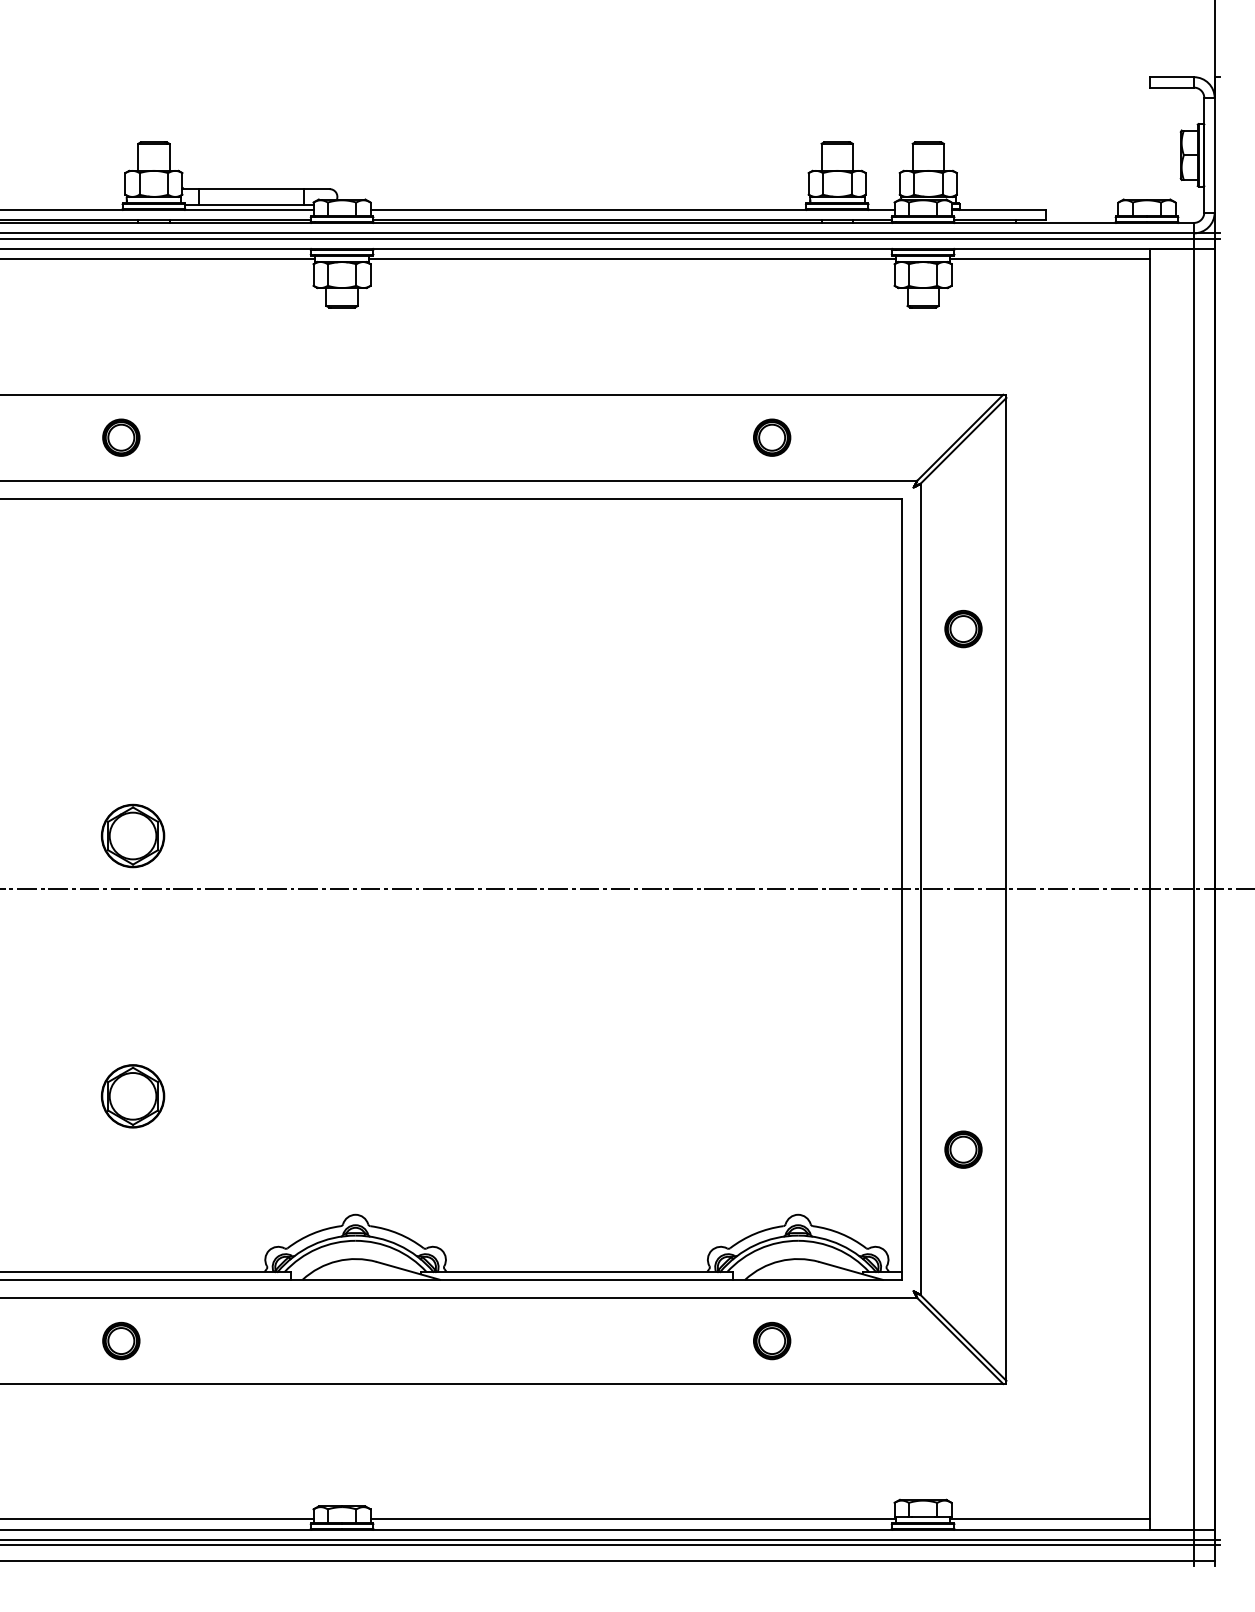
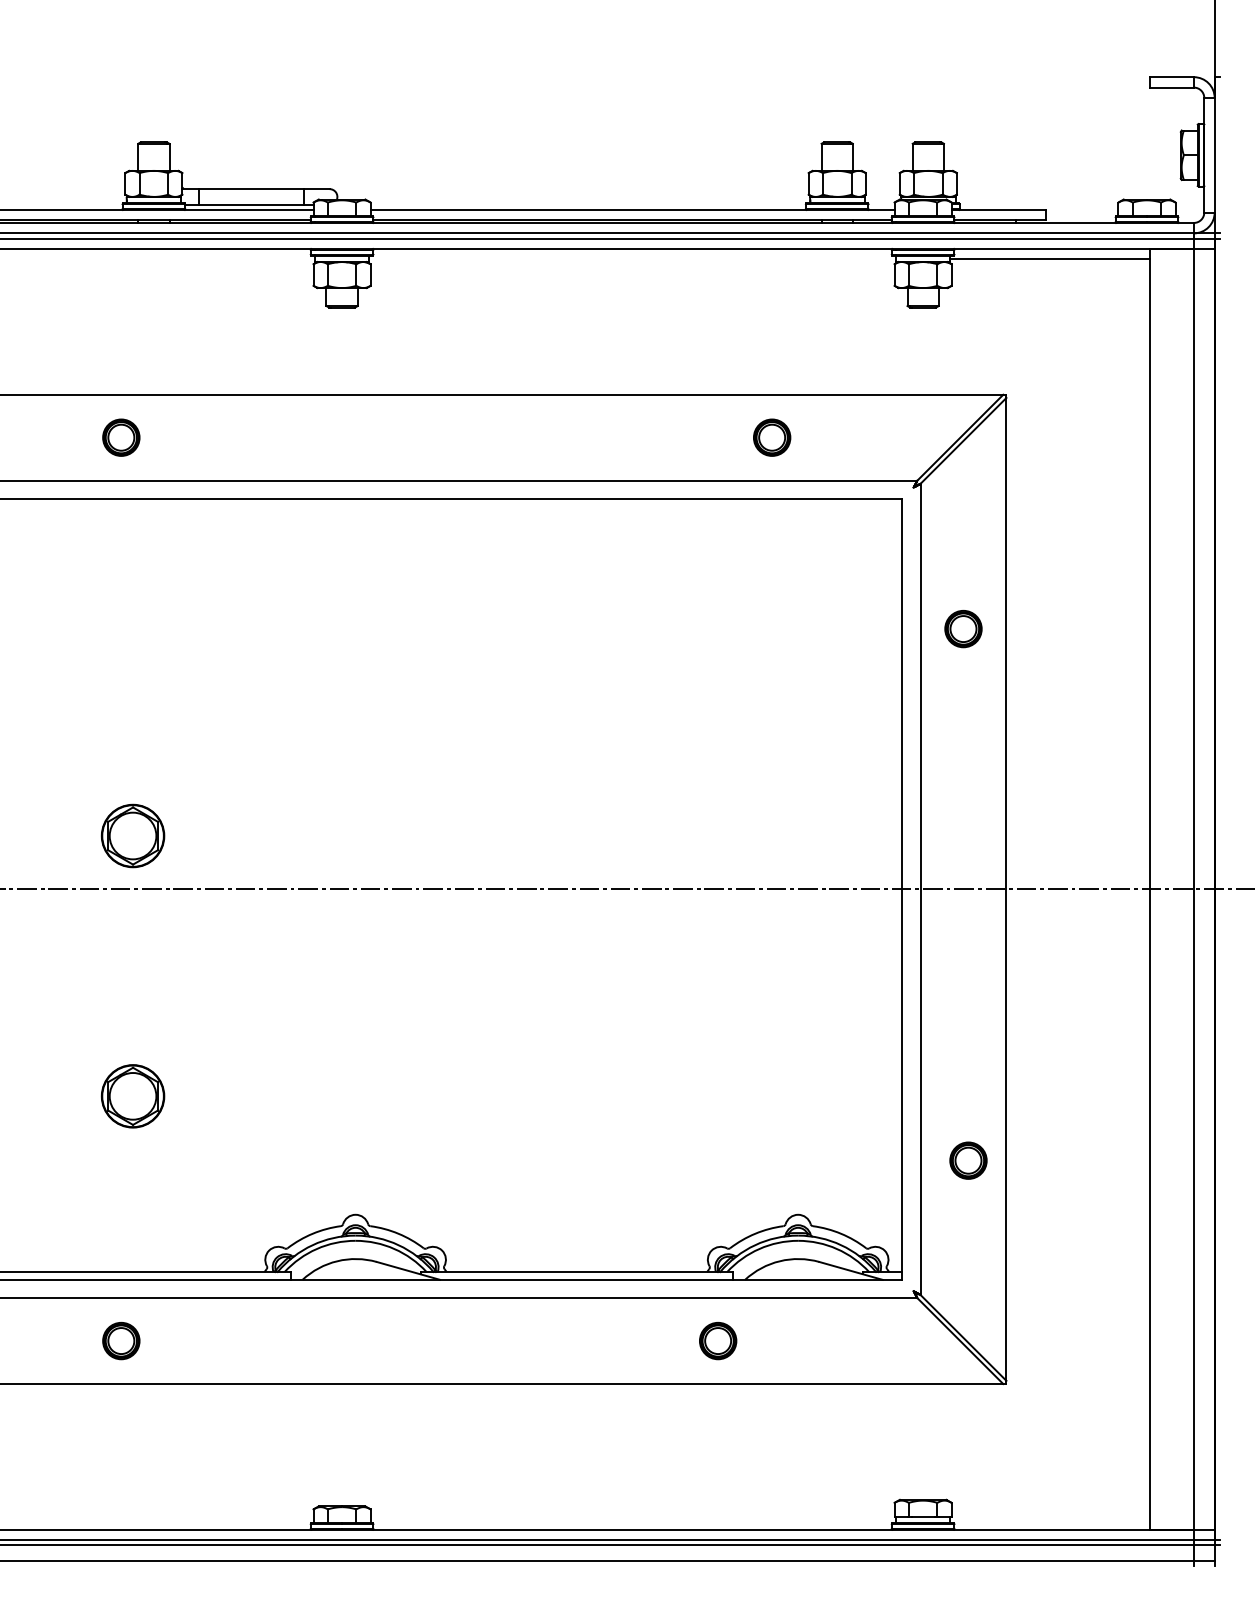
line: present -> none (158, 259)
line: present -> none (632, 259)
part position: (963, 1149) -> (968, 1160) (968, 1160)
part position: (772, 1341) -> (718, 1341) (718, 1341)
line: present -> none (157, 1519)
line: present -> none (632, 1519)
line: present -> none (1049, 1519)
